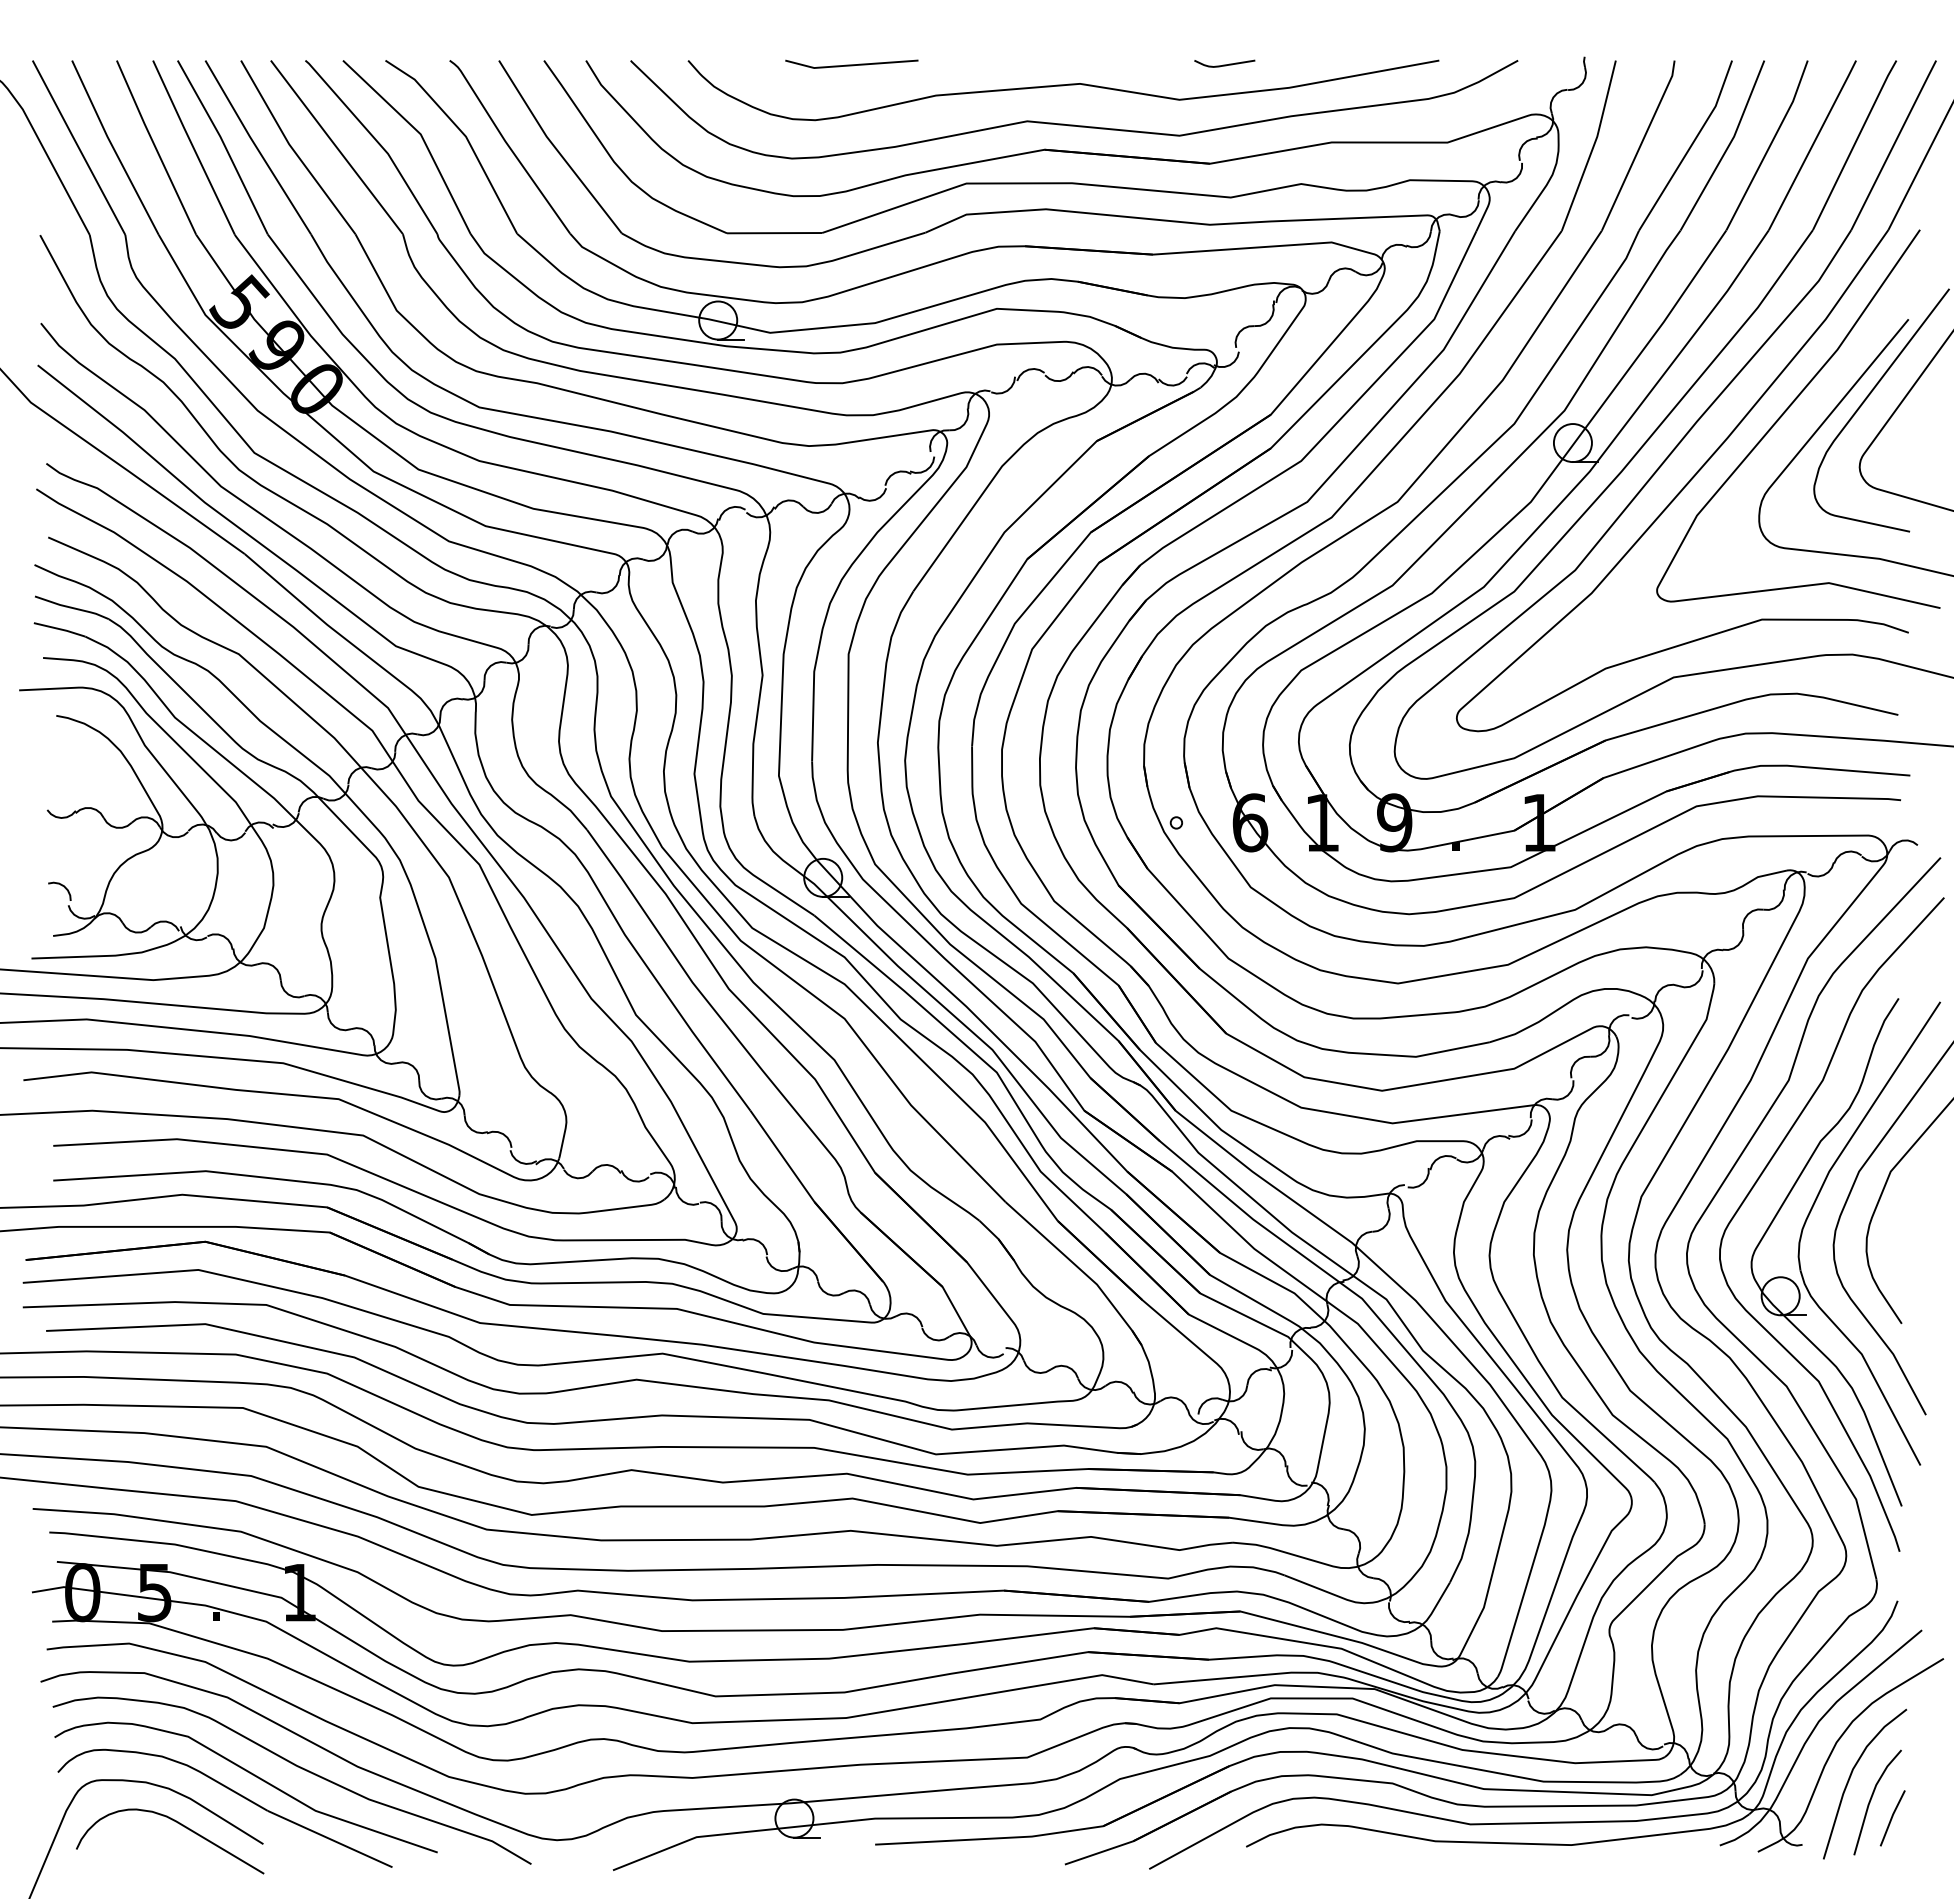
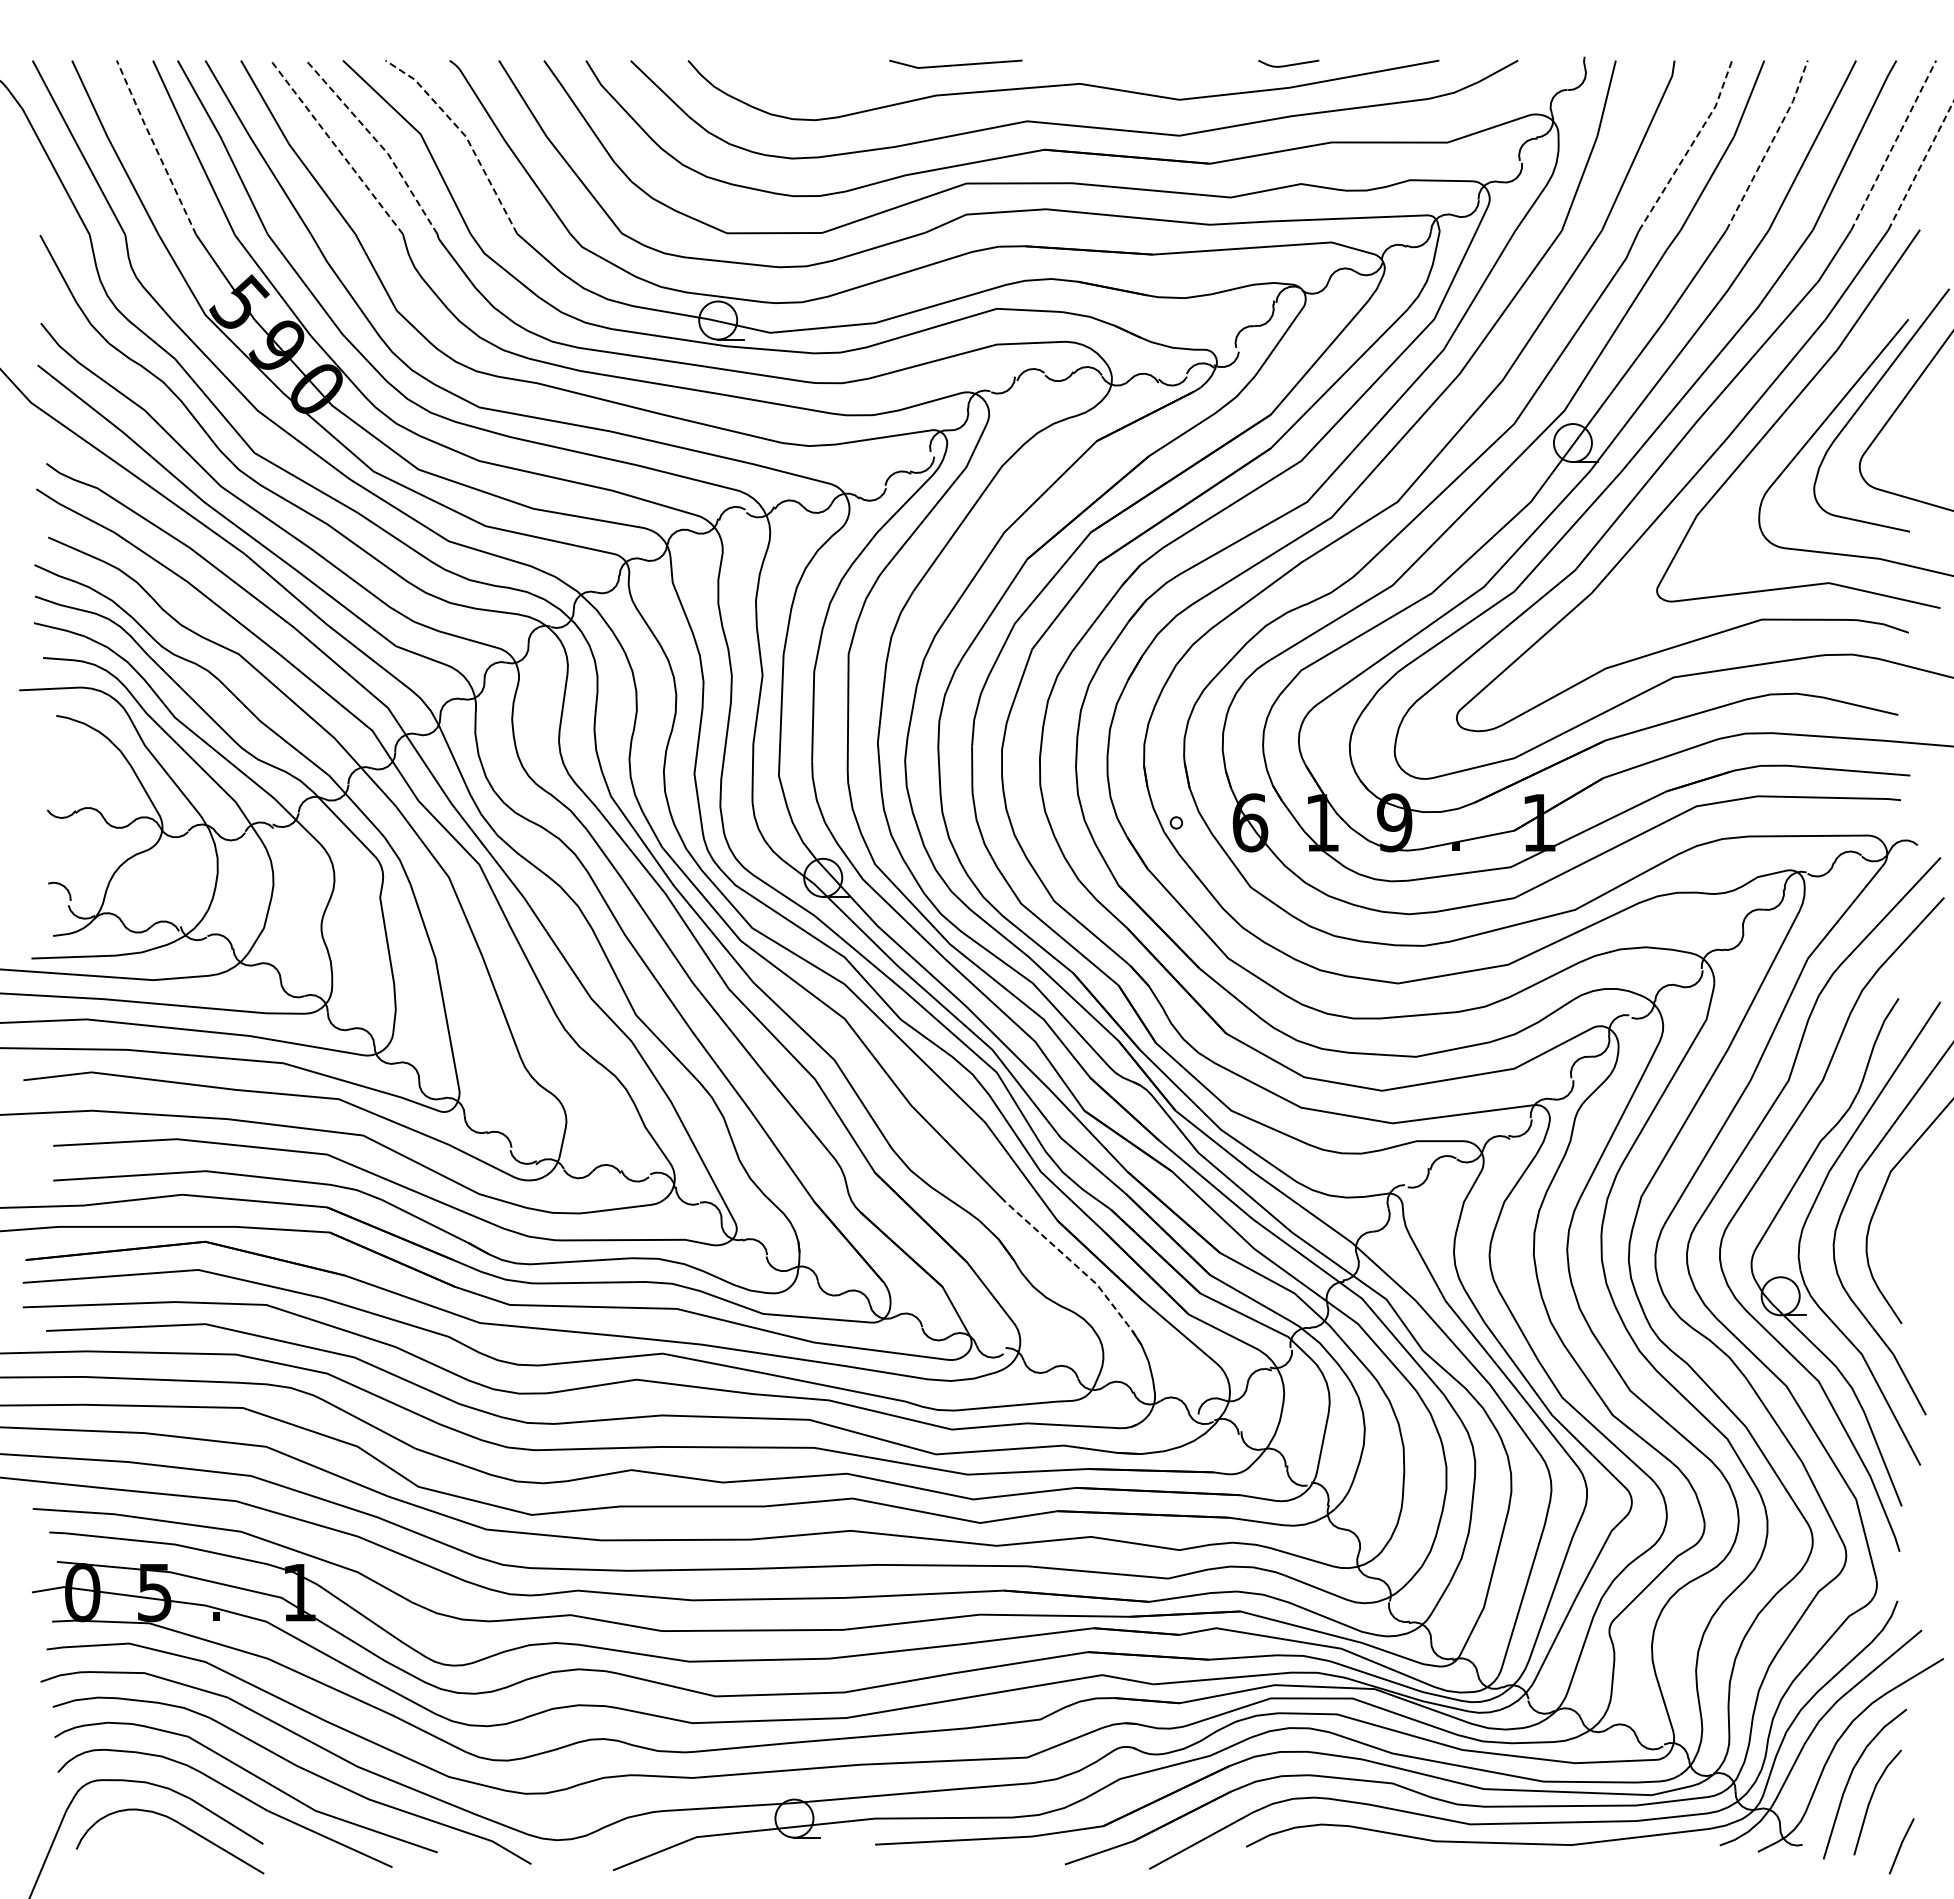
line position: (851, 64) -> (955, 64) (955, 64)
curve position: (1224, 64) -> (1288, 64) (1288, 64)
line: solid -> dashed (465, 135)
line: solid -> dashed (377, 141)
line: solid -> dashed (1894, 144)
line: solid -> dashed (1770, 145)
line: solid -> dashed (336, 146)
line: solid -> dashed (1690, 146)
line: solid -> dashed (155, 147)
line: solid -> dashed (1921, 165)
line: solid -> dashed (1080, 1269)
line position: (1892, 1818) -> (1901, 1846) (1901, 1846)
